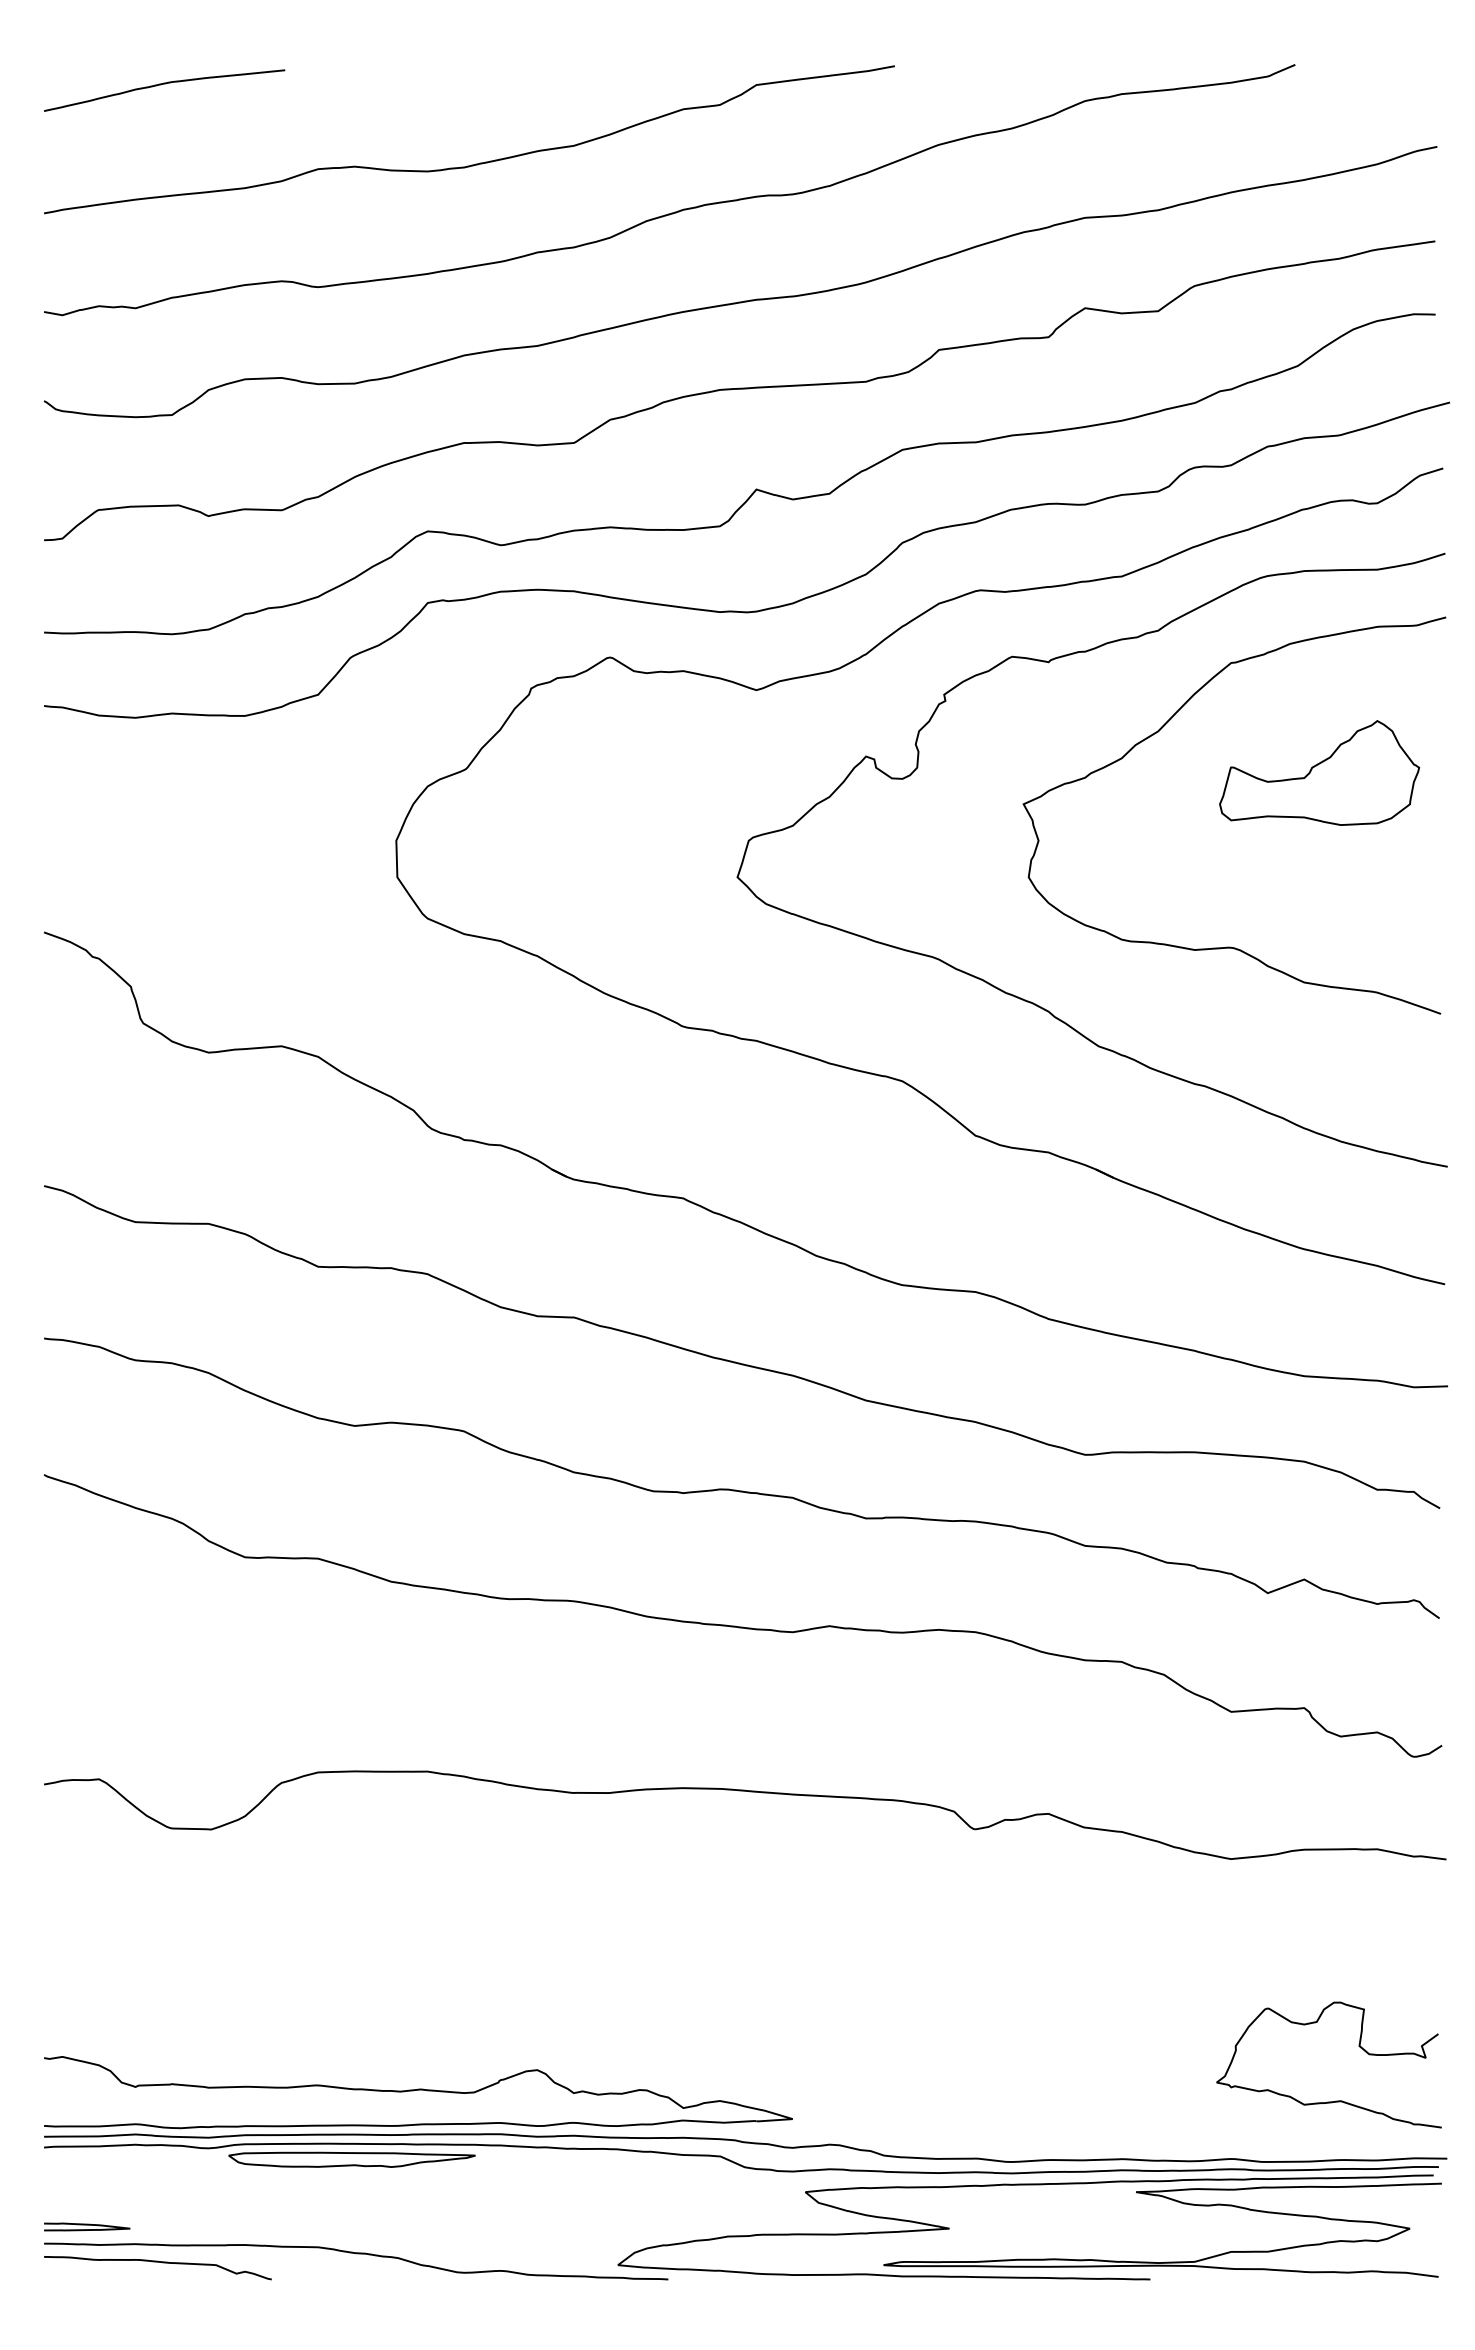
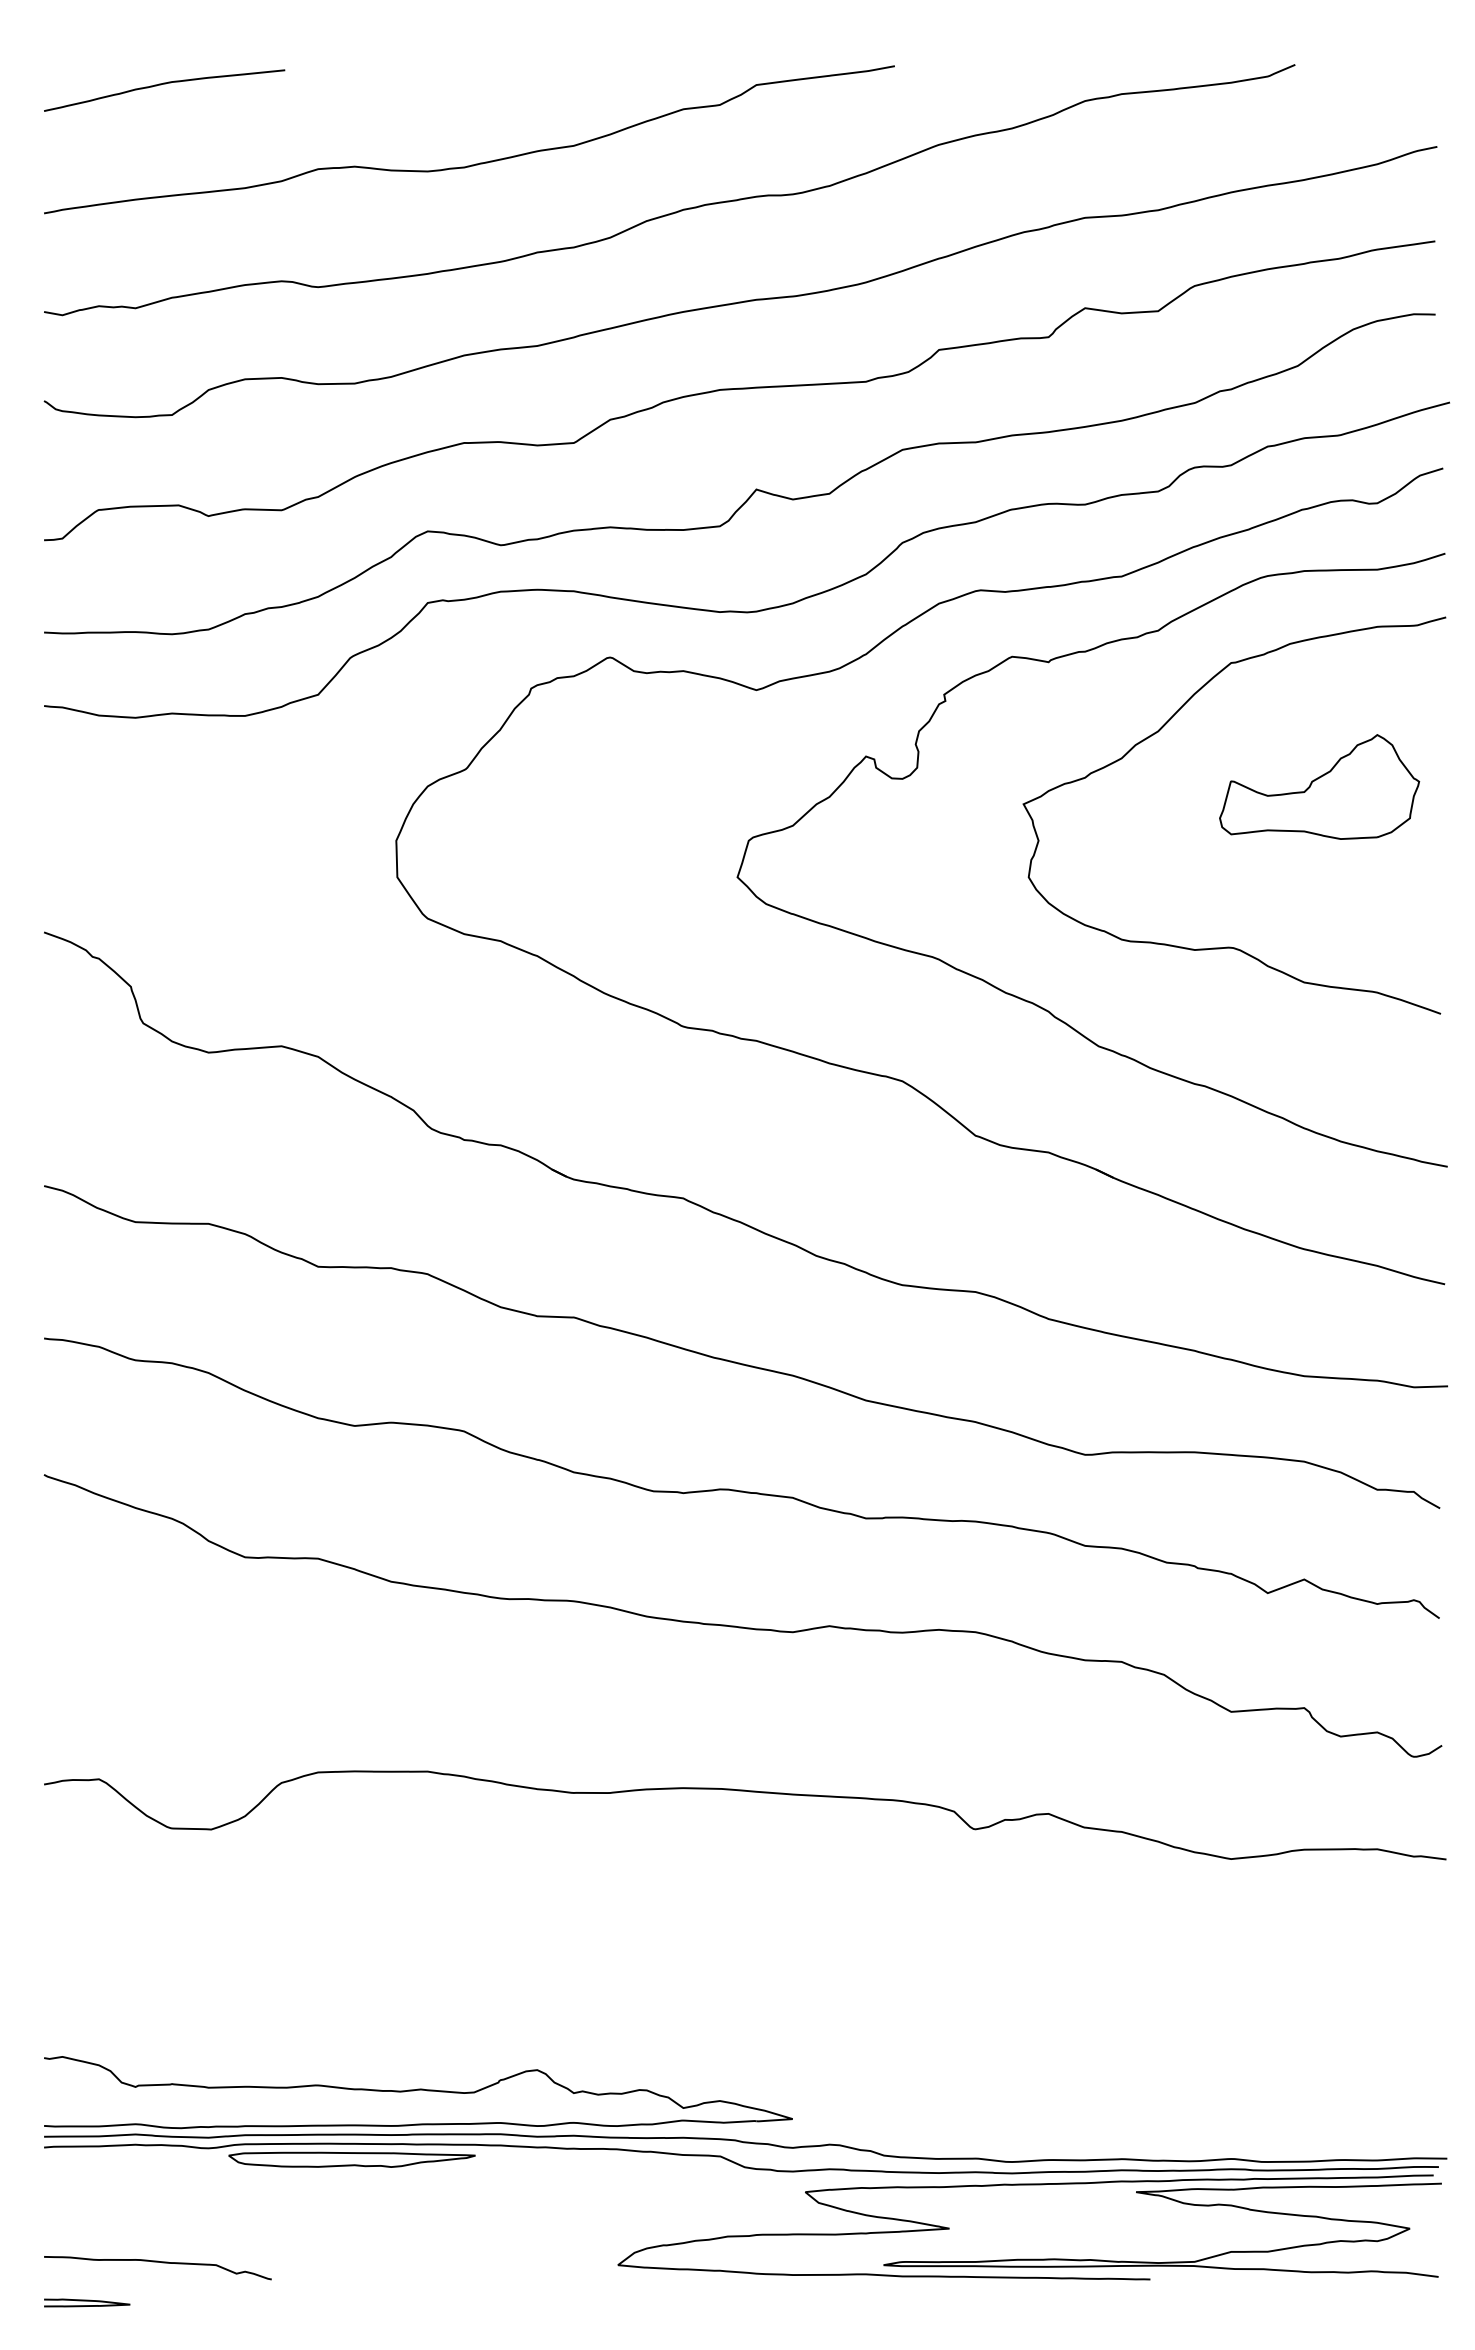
part position: (1319, 772) -> (1319, 786) (1319, 786)
curve: present -> none (1358, 2046)
part position: (87, 2226) -> (87, 2302) (87, 2302)
curve: present -> none (356, 2254)
